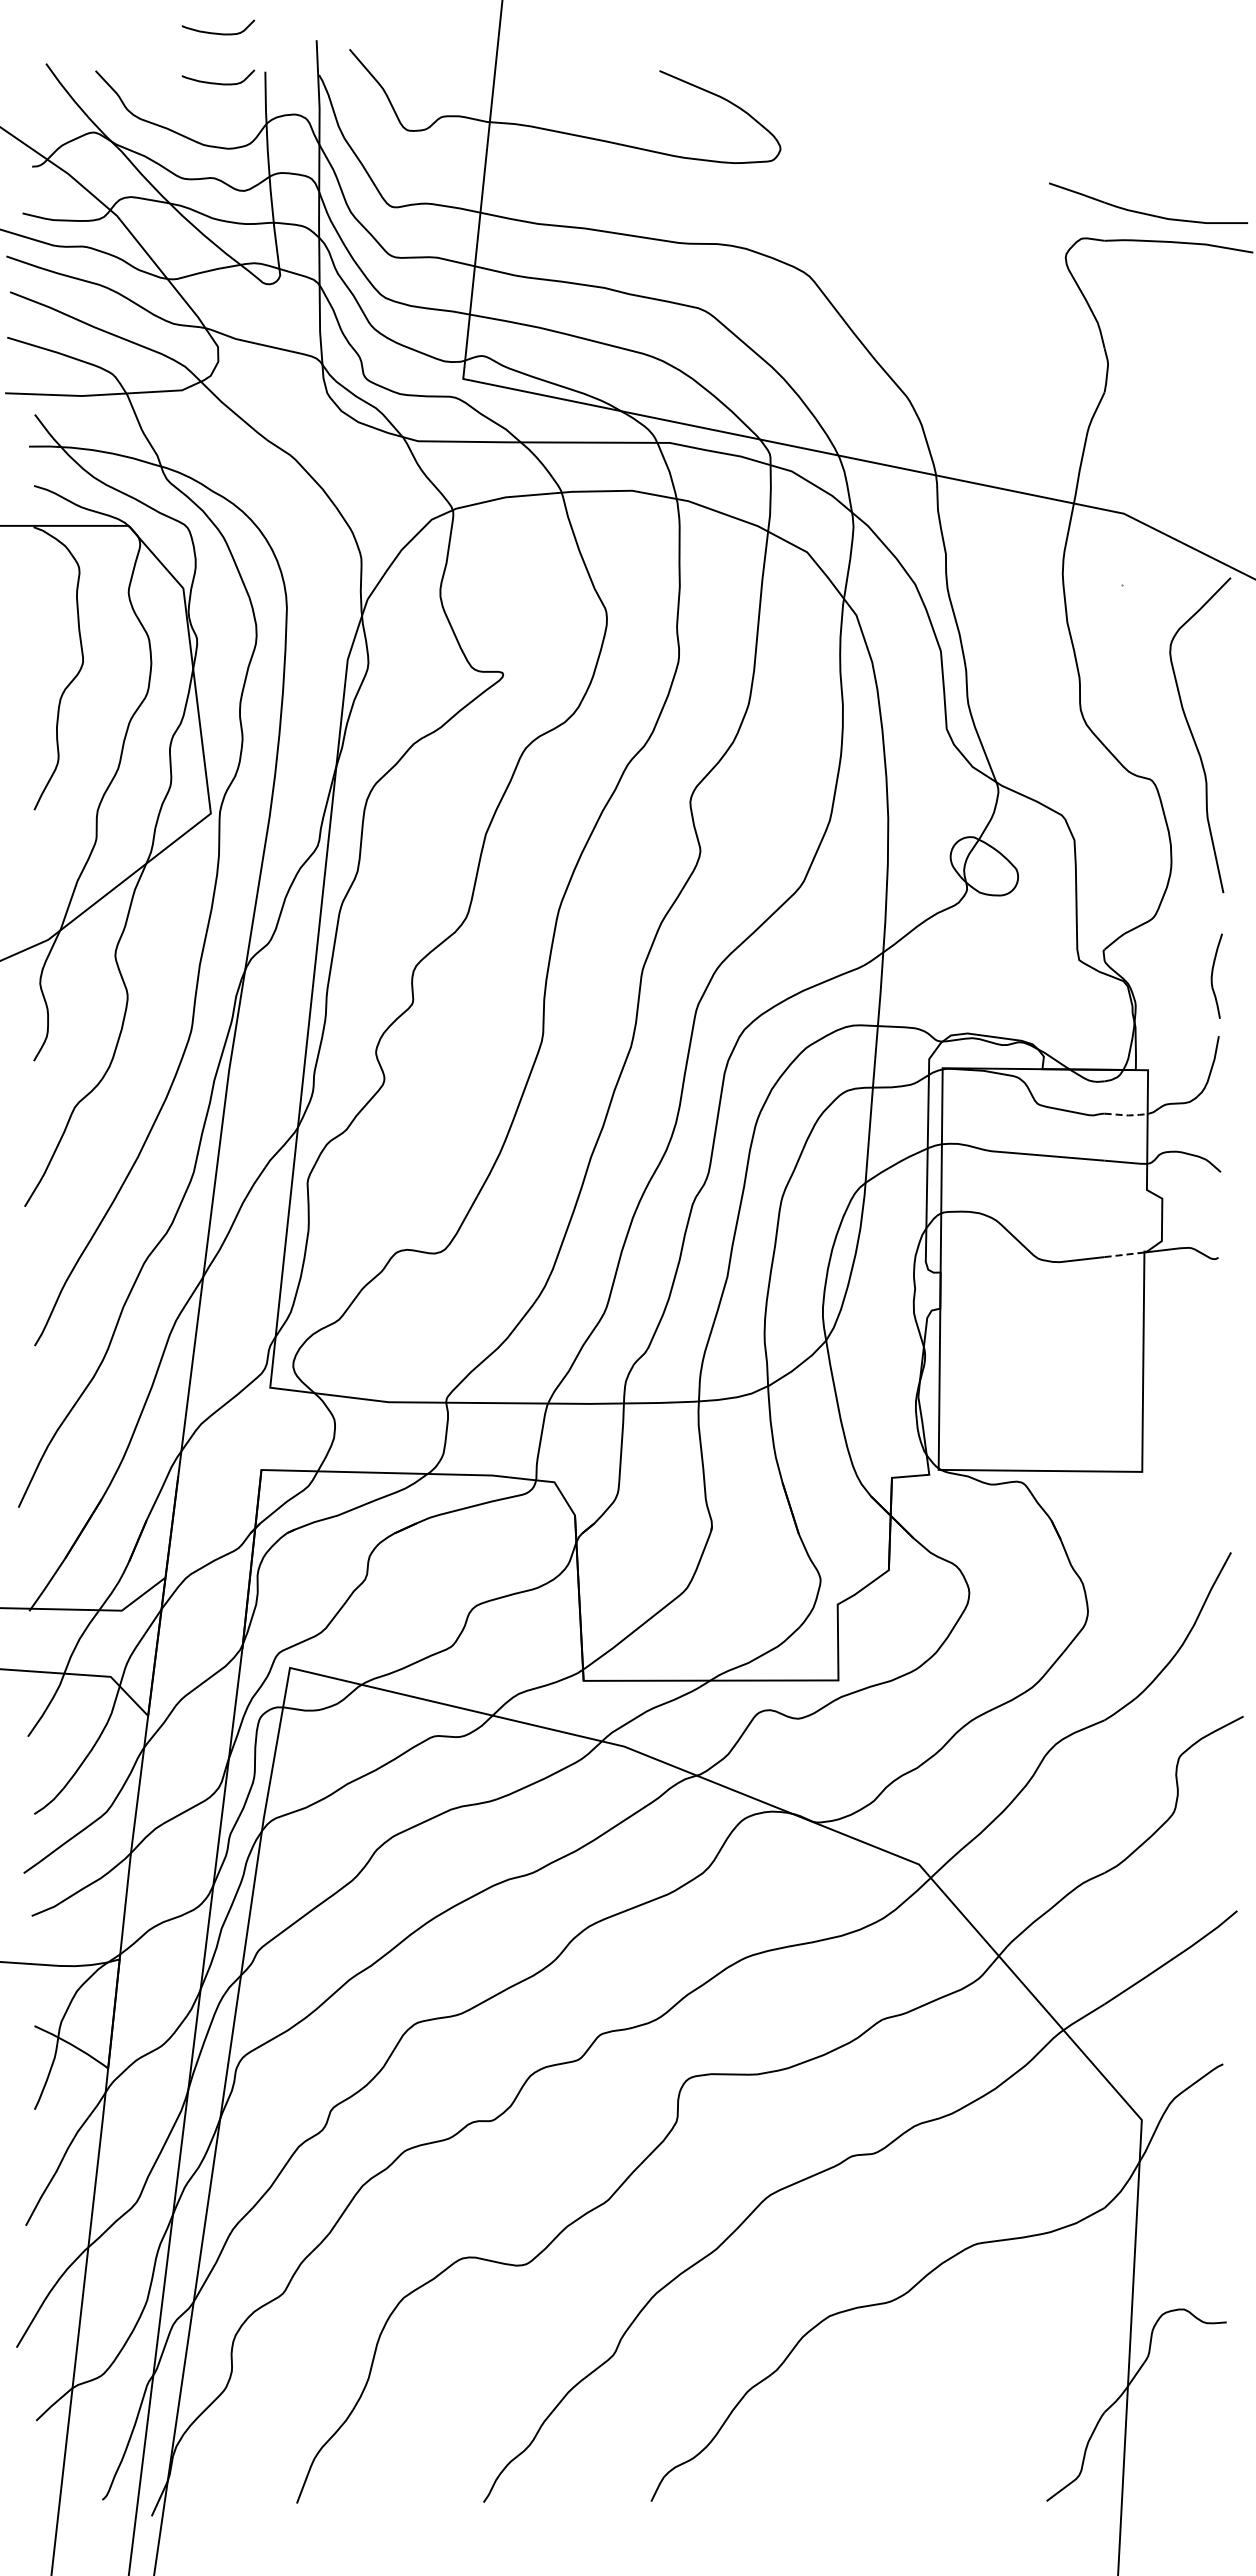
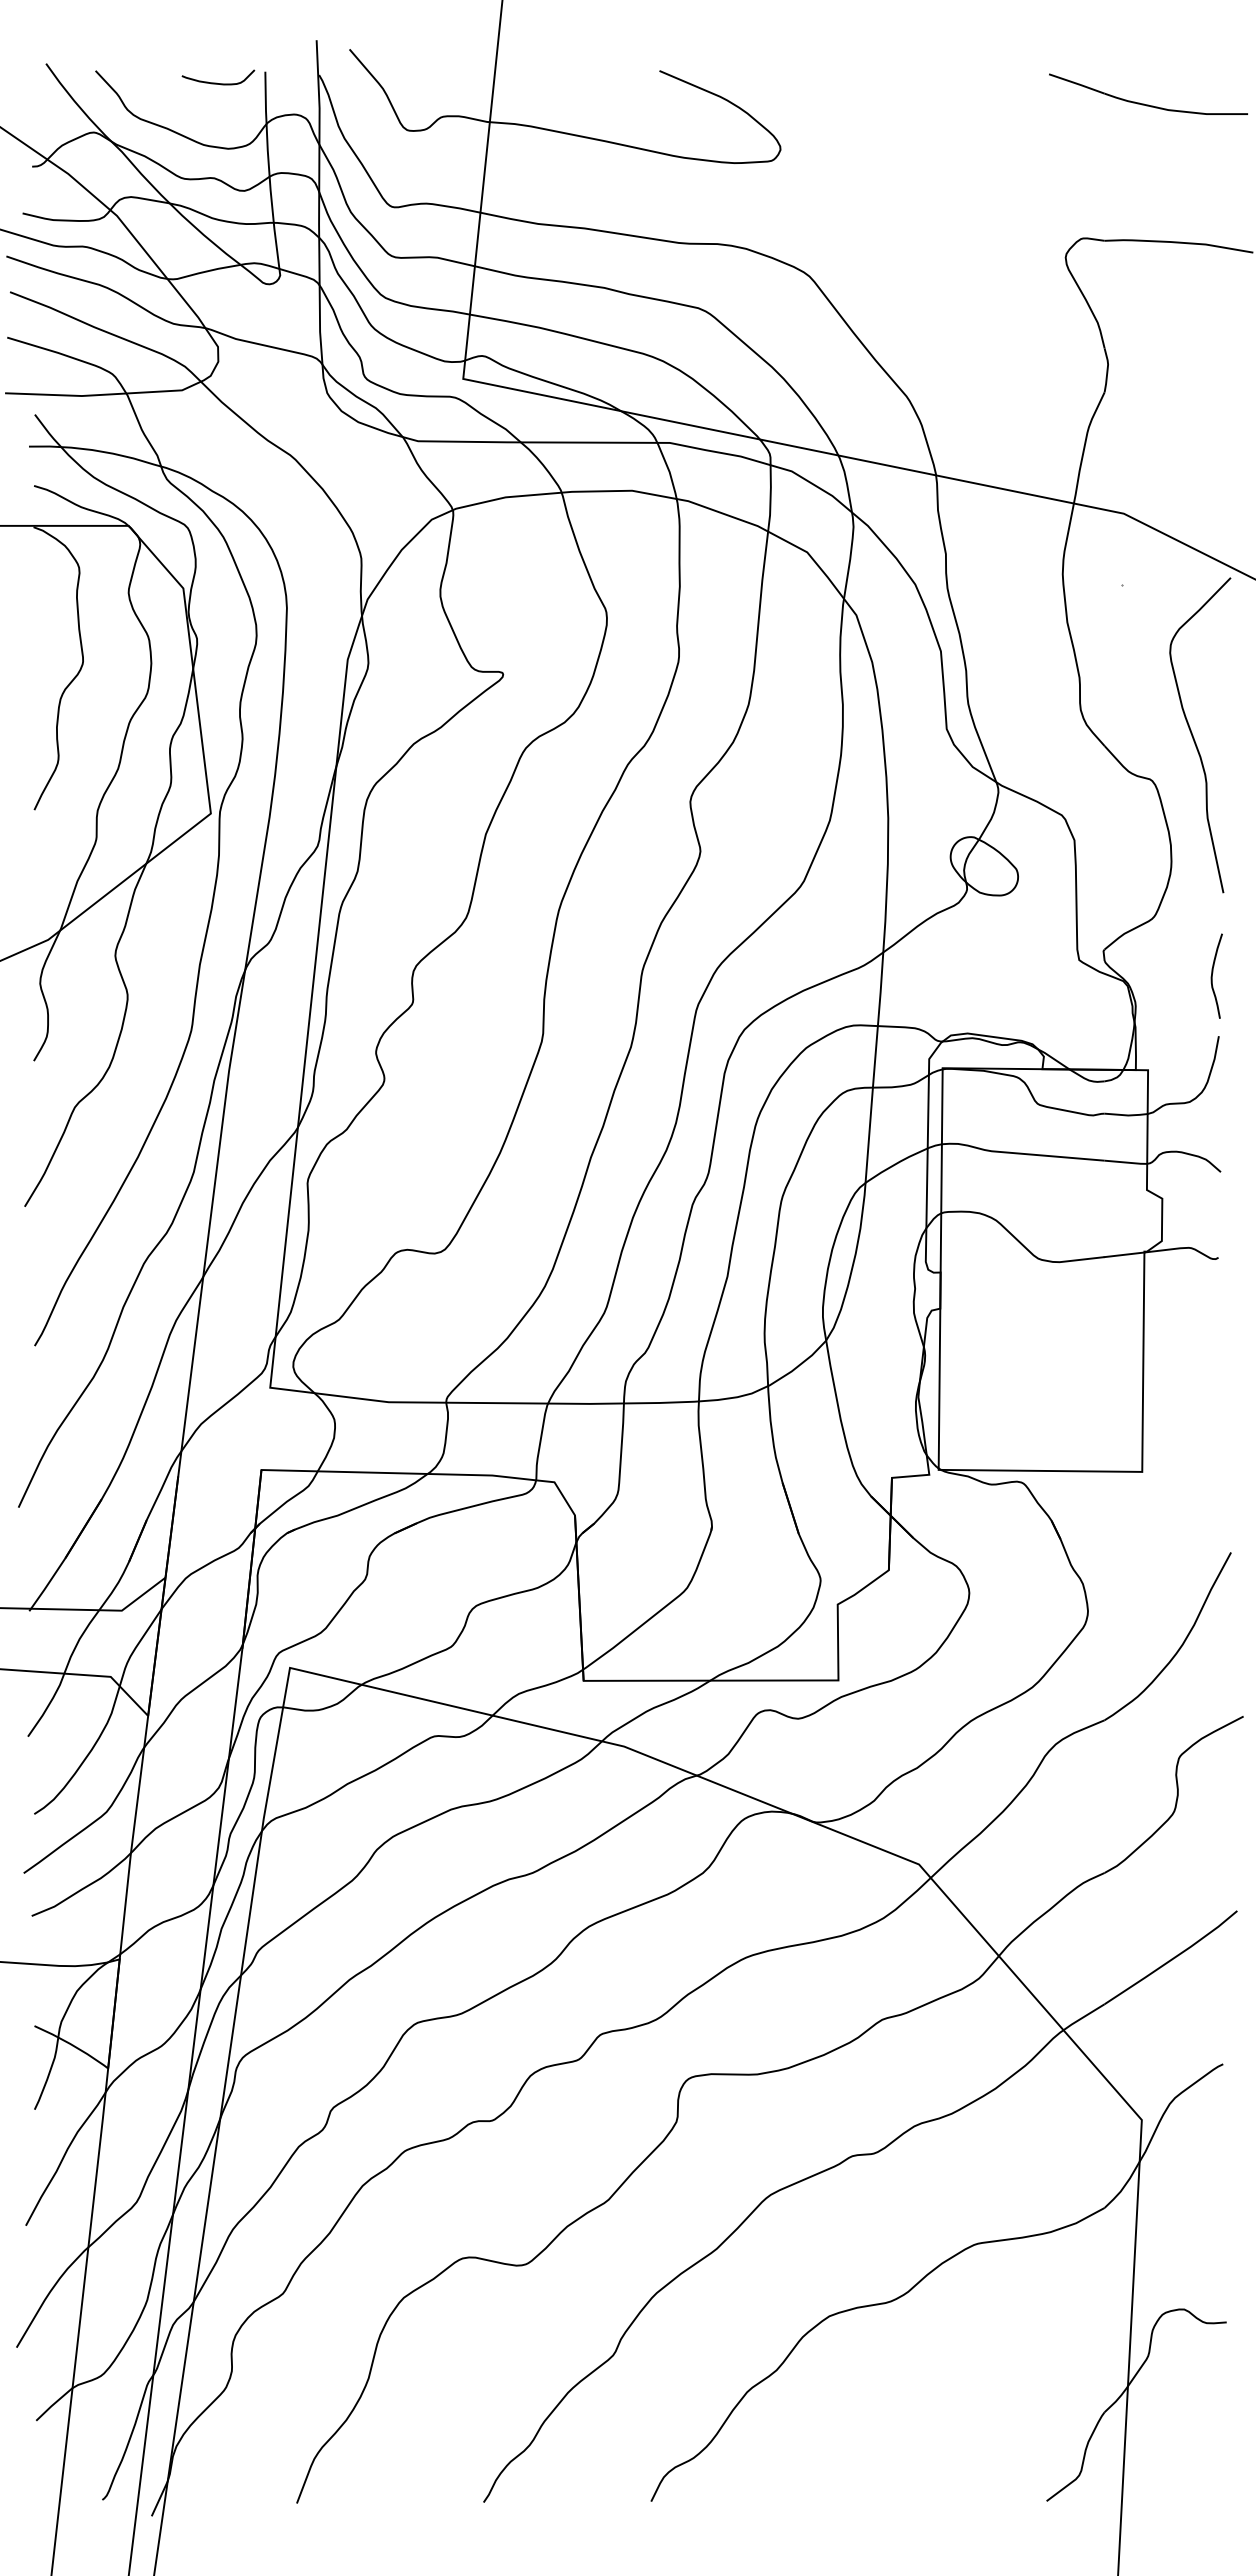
curve: present -> none (216, 32)
part position: (1144, 212) -> (1144, 103) (1144, 103)
line: dashed -> solid (1128, 1115)
line: dashed -> solid (1125, 1254)
